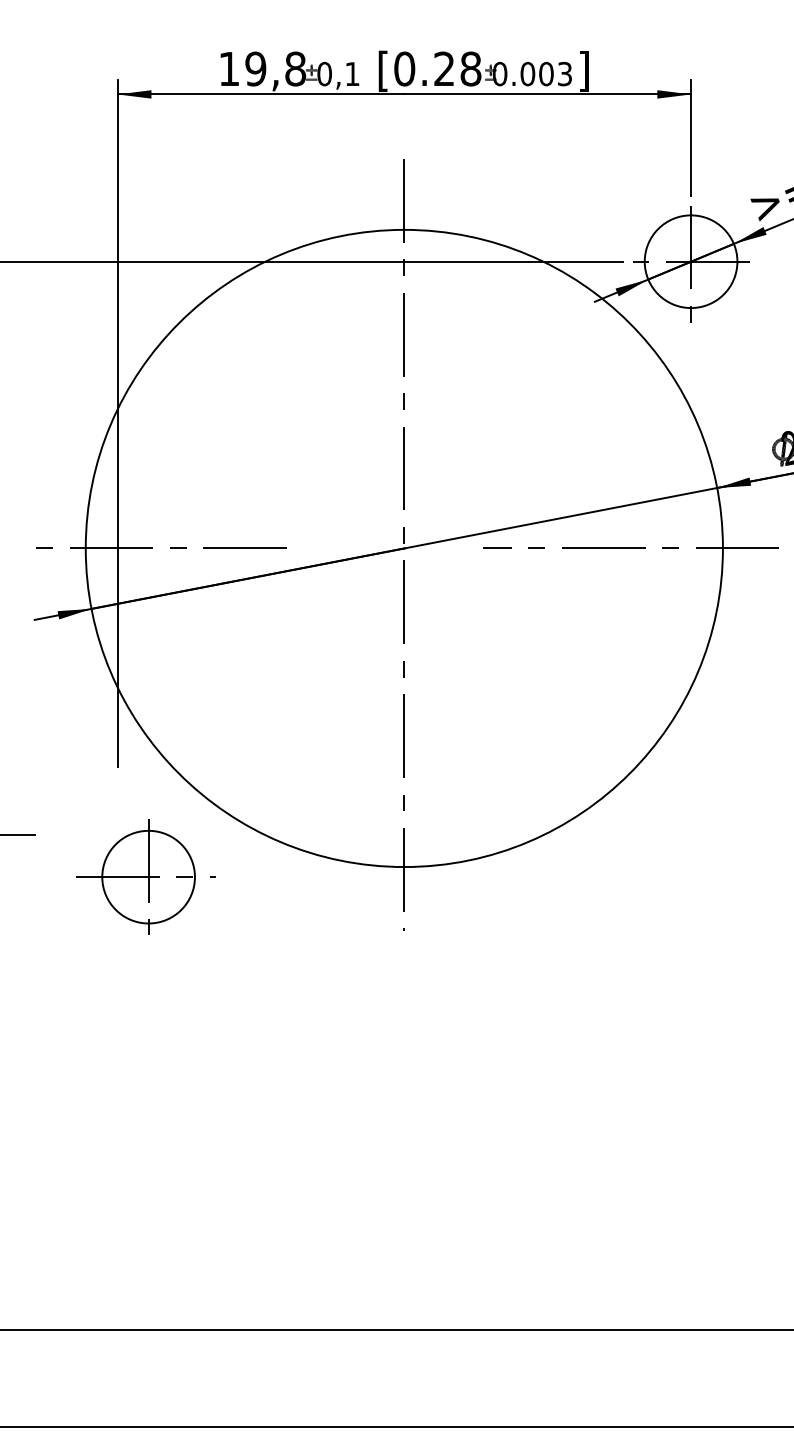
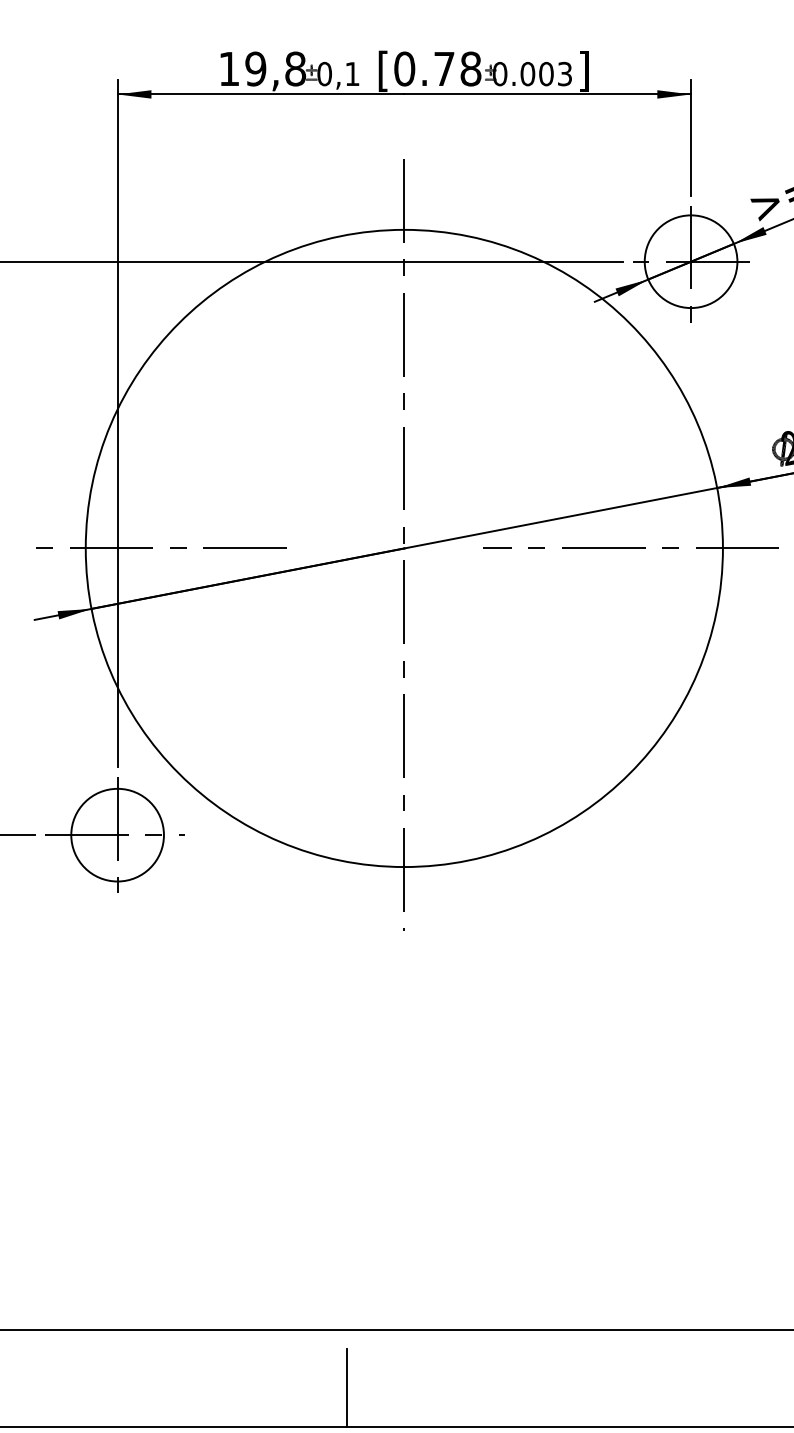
text: [0.28 -> [0.78 (444, 68)
part position: (145, 876) -> (114, 834) (114, 834)
line: none -> present (347, 1387)
